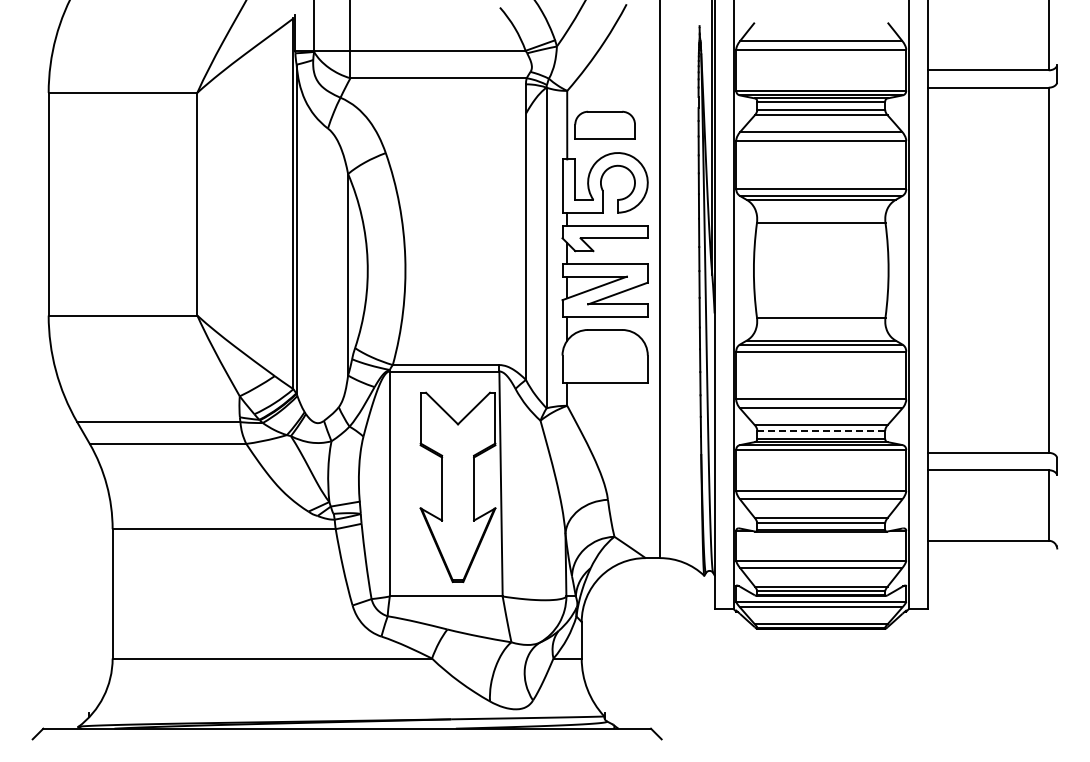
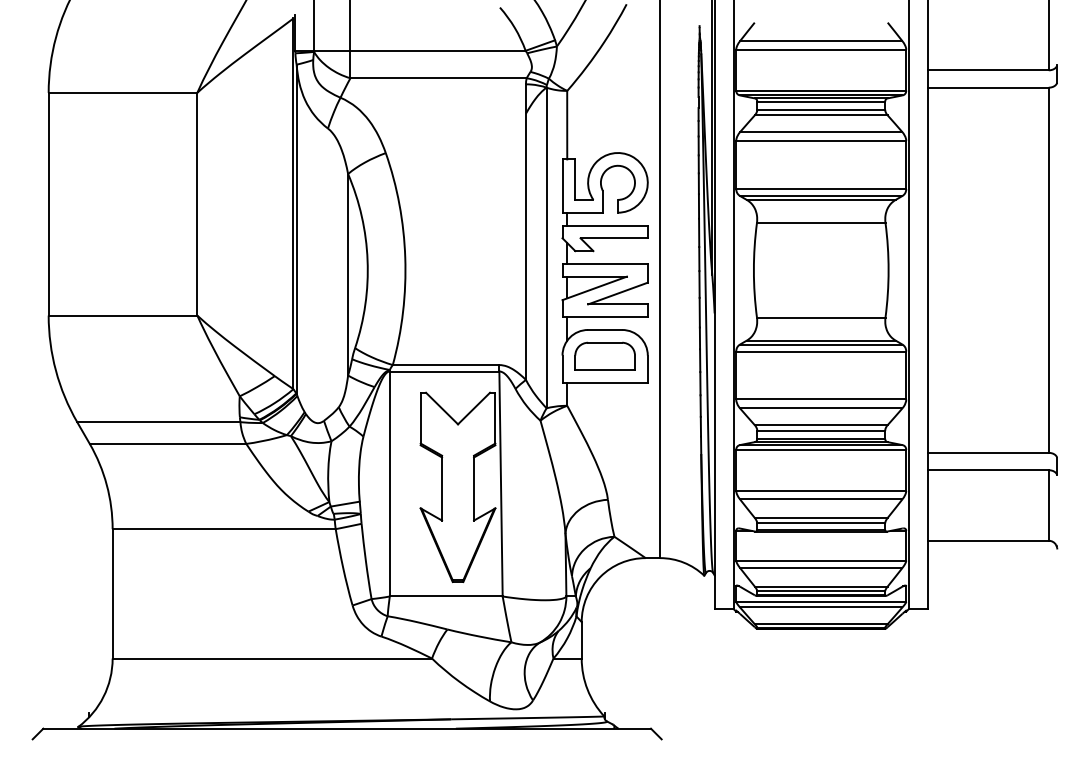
part position: (604, 124) -> (604, 355) (604, 355)
line: dashed -> solid (821, 430)
